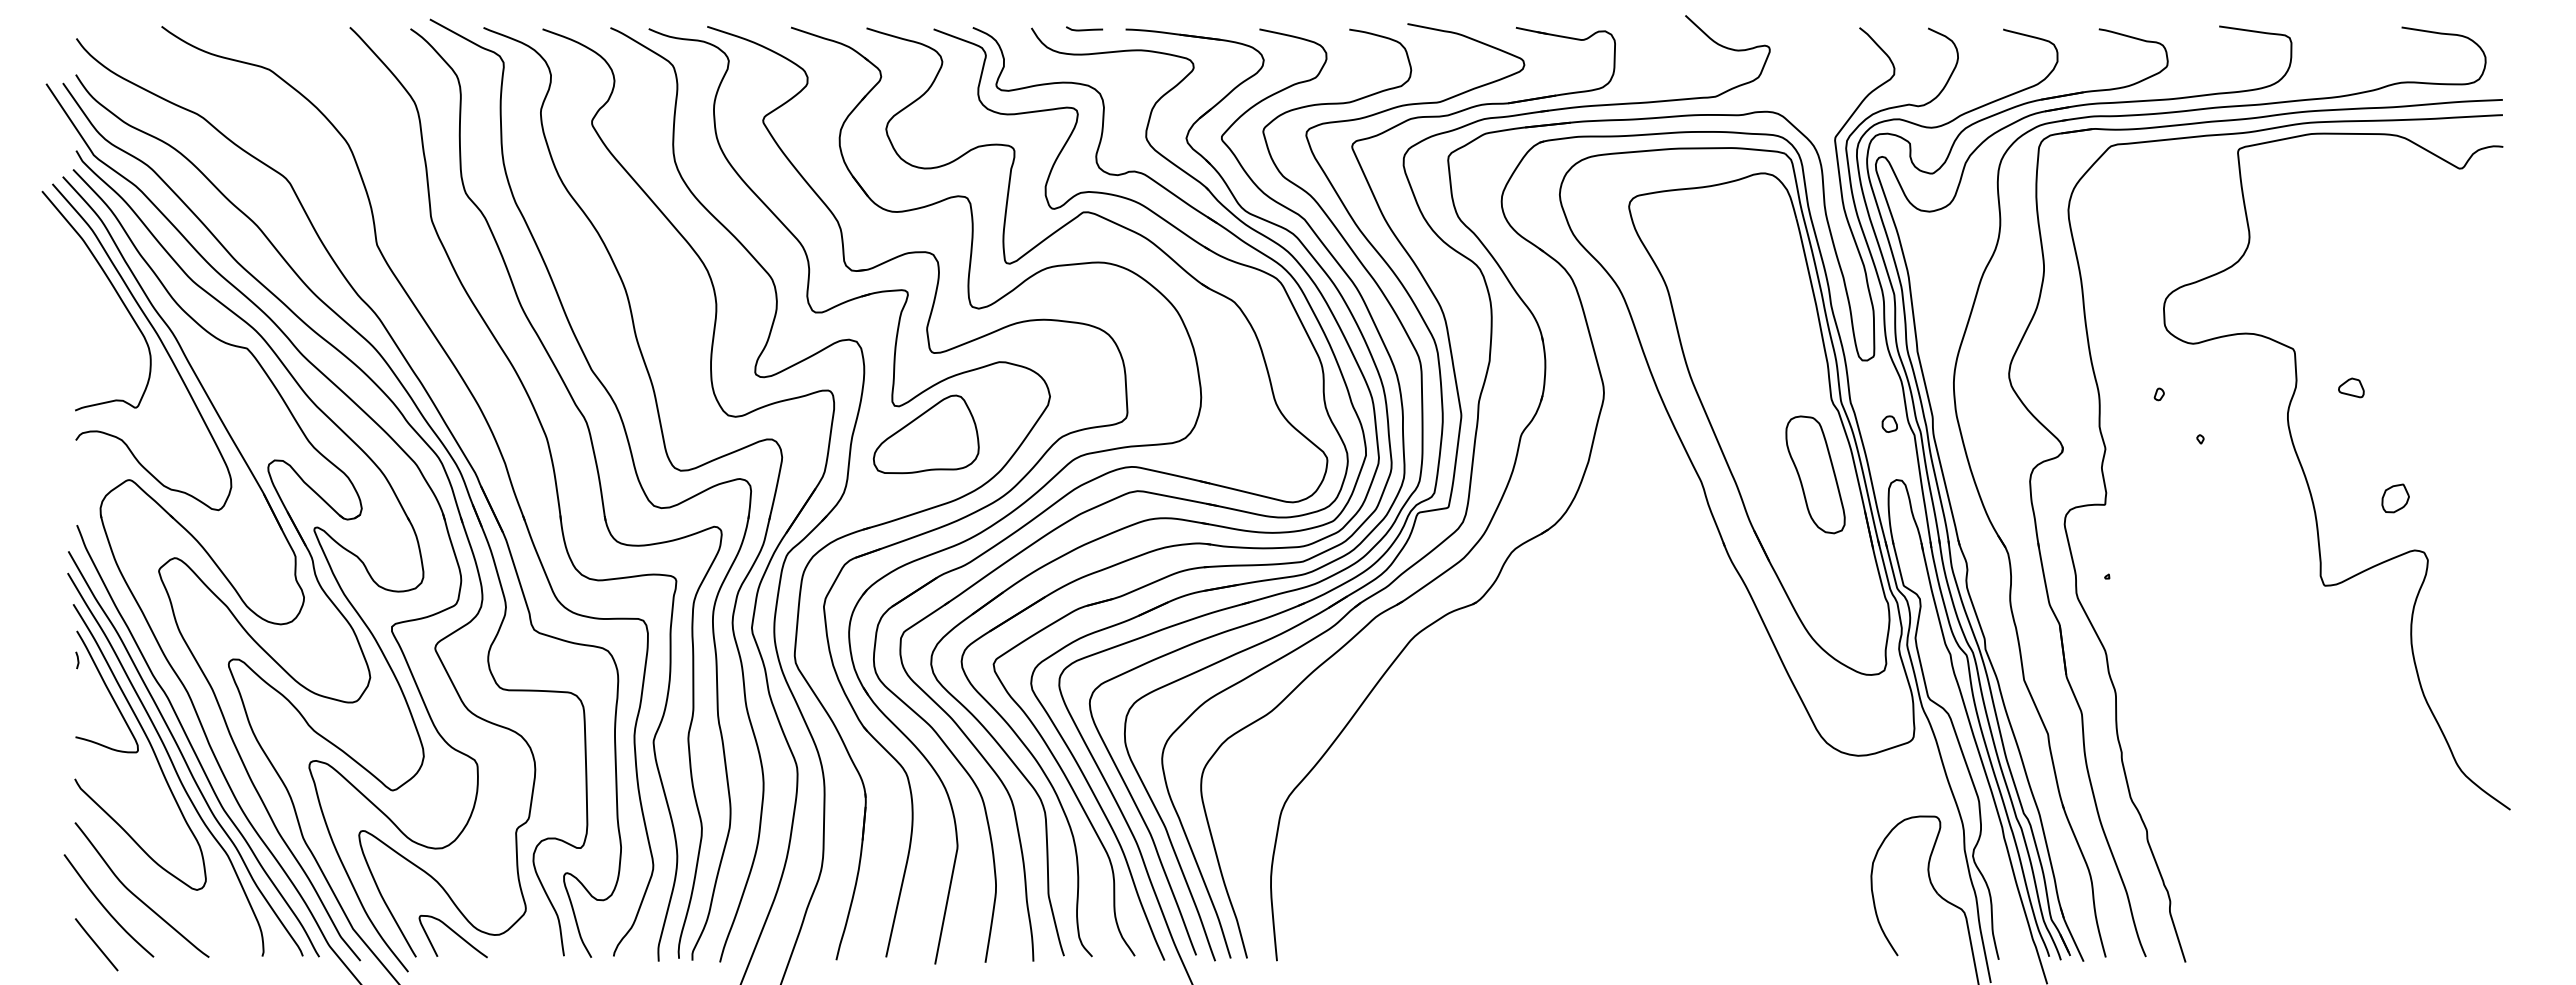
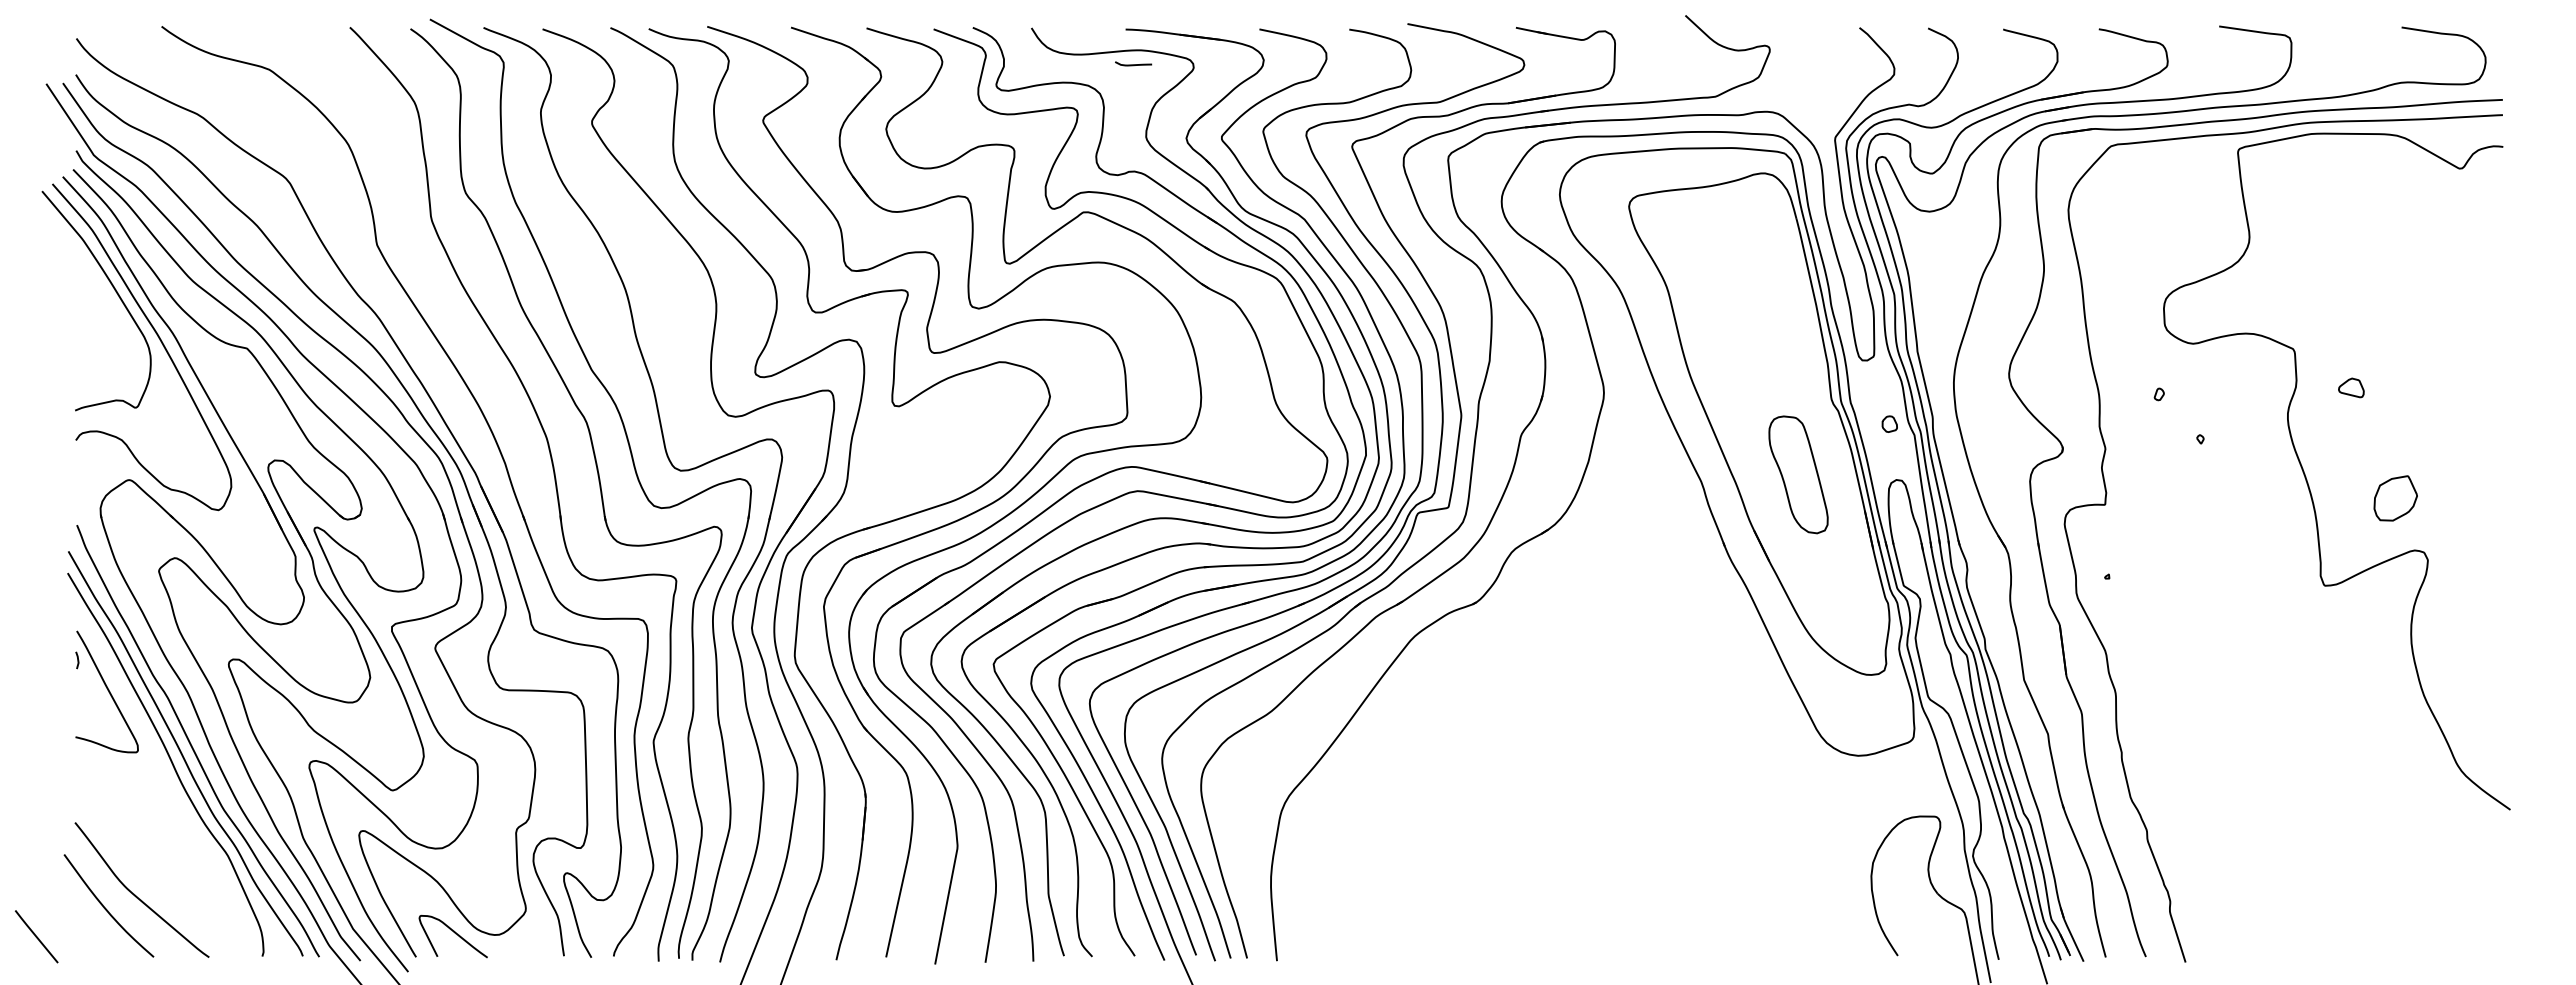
curve position: (1084, 29) -> (1133, 64) (1133, 64)
part: present -> none (926, 434)
part position: (1815, 474) -> (1798, 474) (1798, 474)
part size: 29x31 px -> 45x47 px (2395, 498)
curve: present -> none (148, 742)
line position: (96, 944) -> (36, 936) (36, 936)
